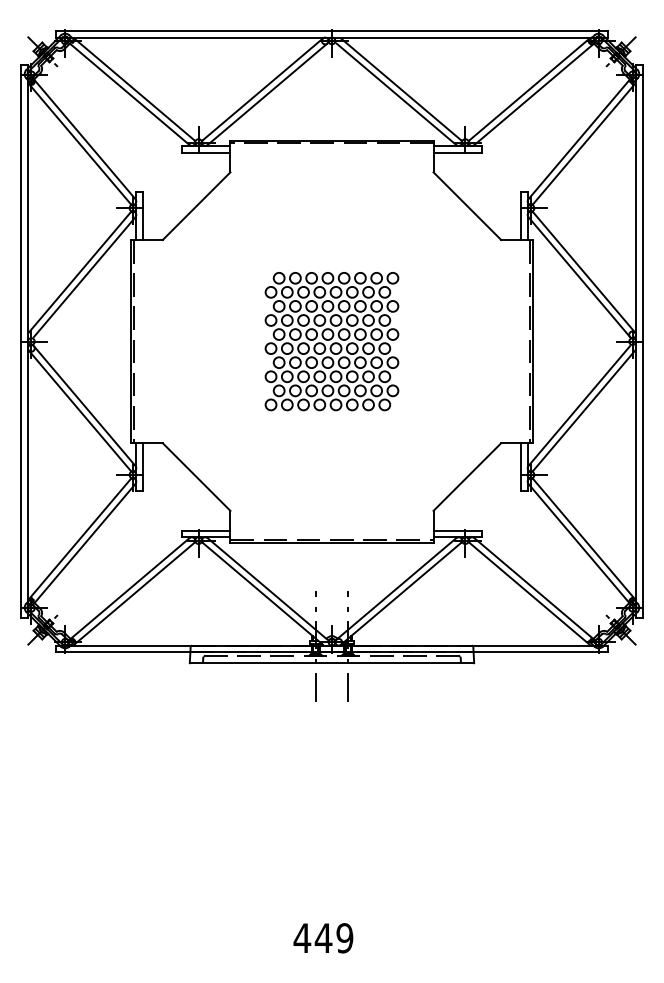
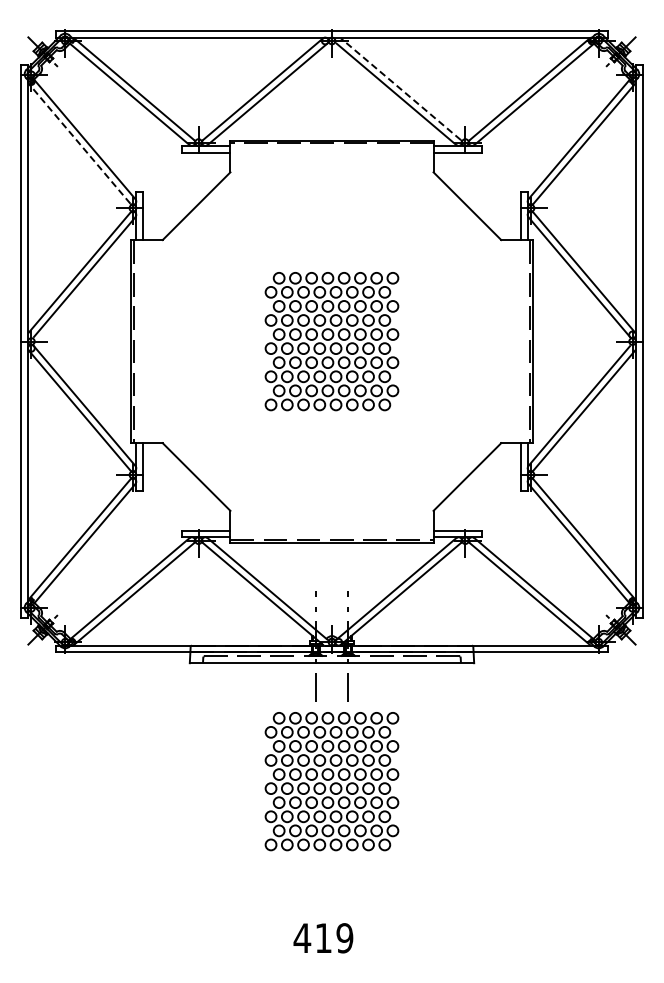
line: solid -> dashed (400, 89)
line: solid -> dashed (79, 143)
part: none -> present (331, 781)
text: 449 -> 419 (323, 937)
